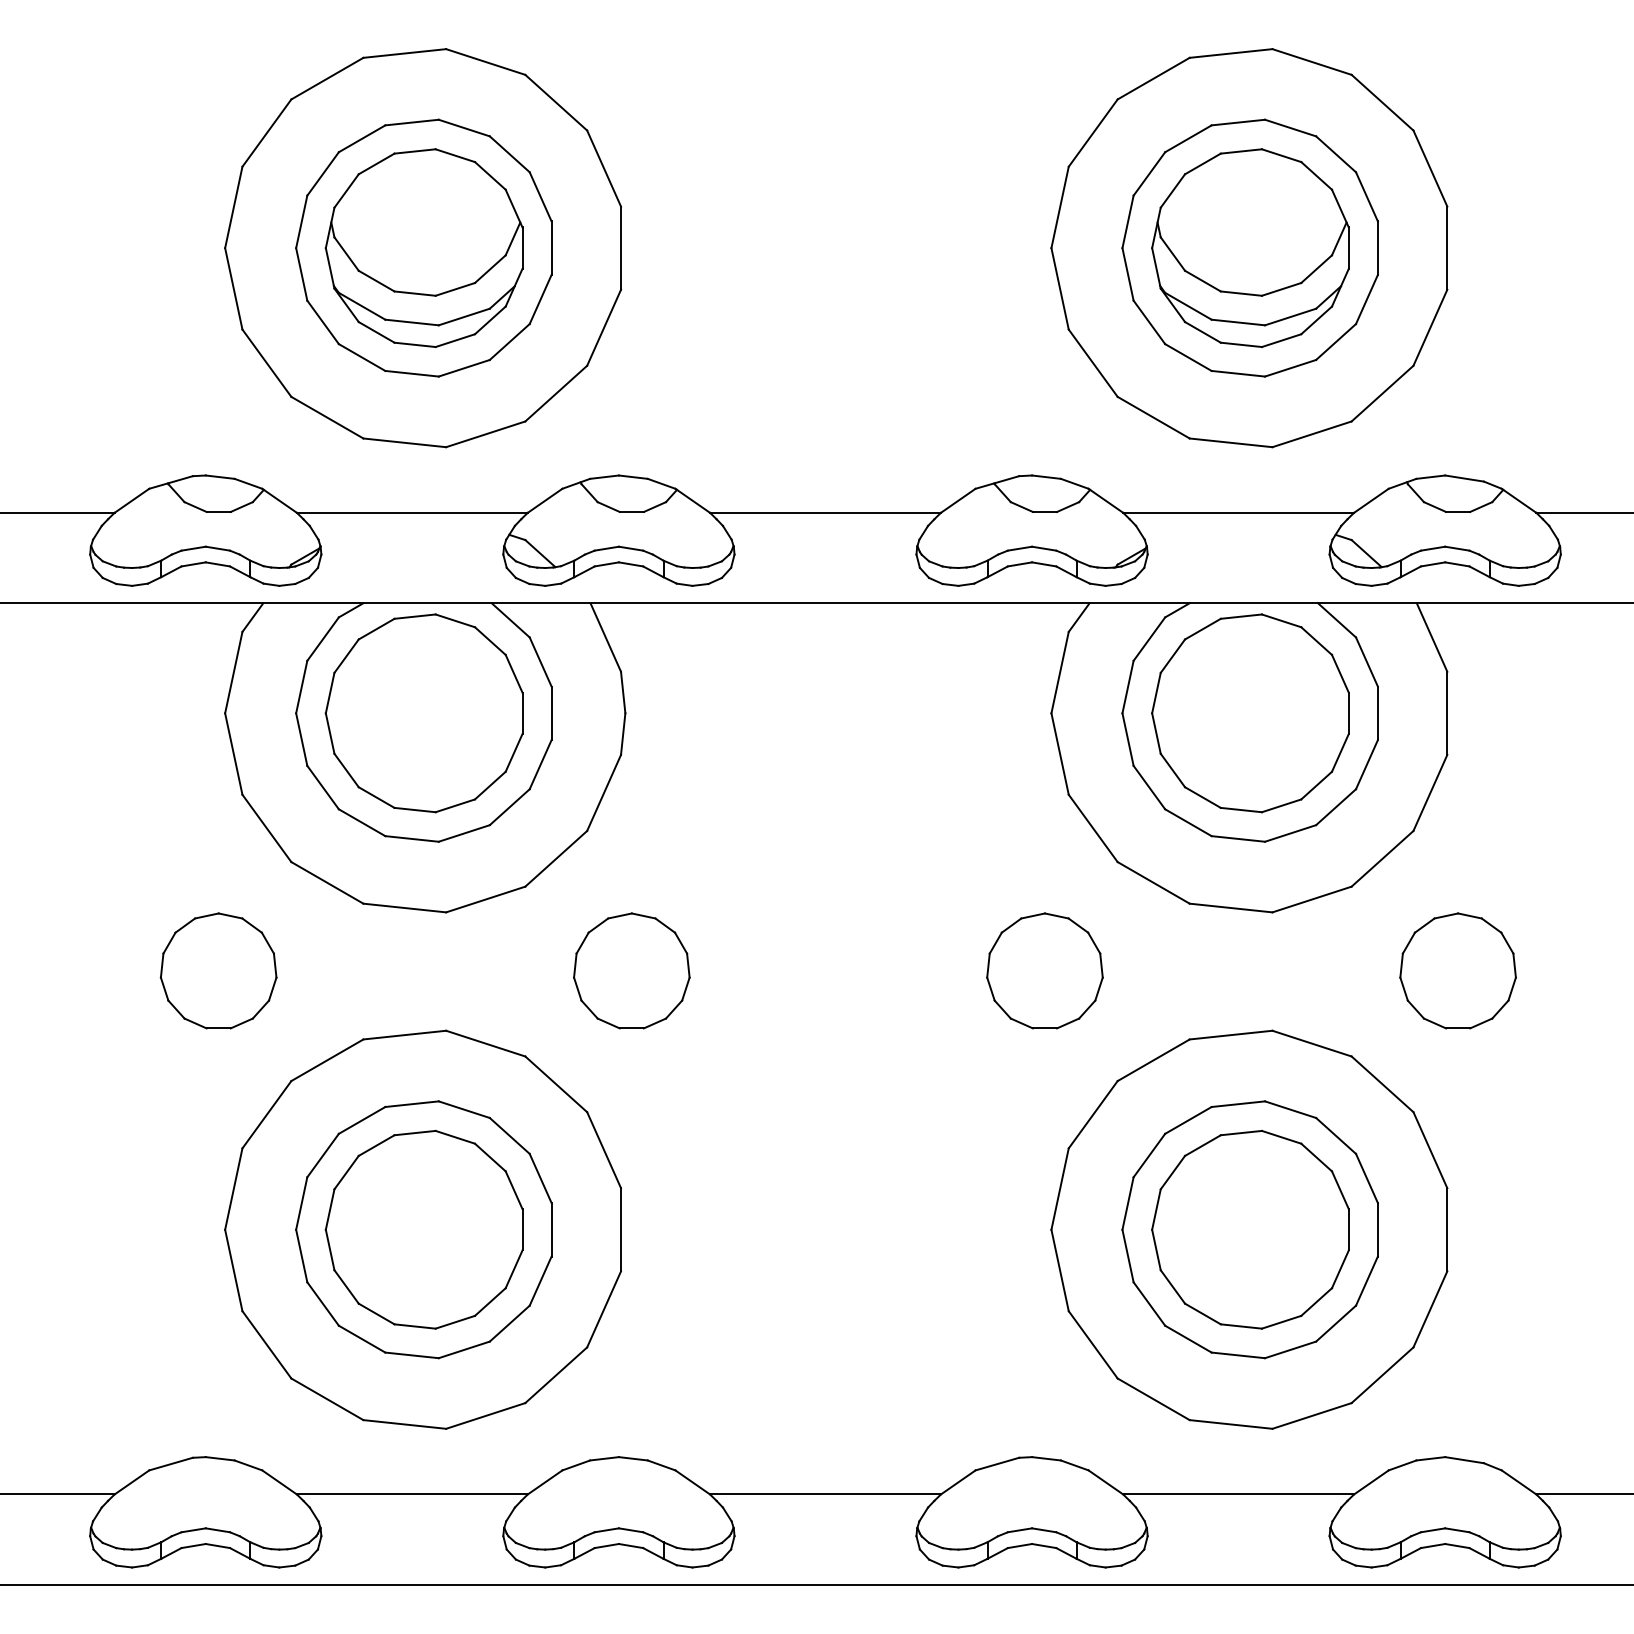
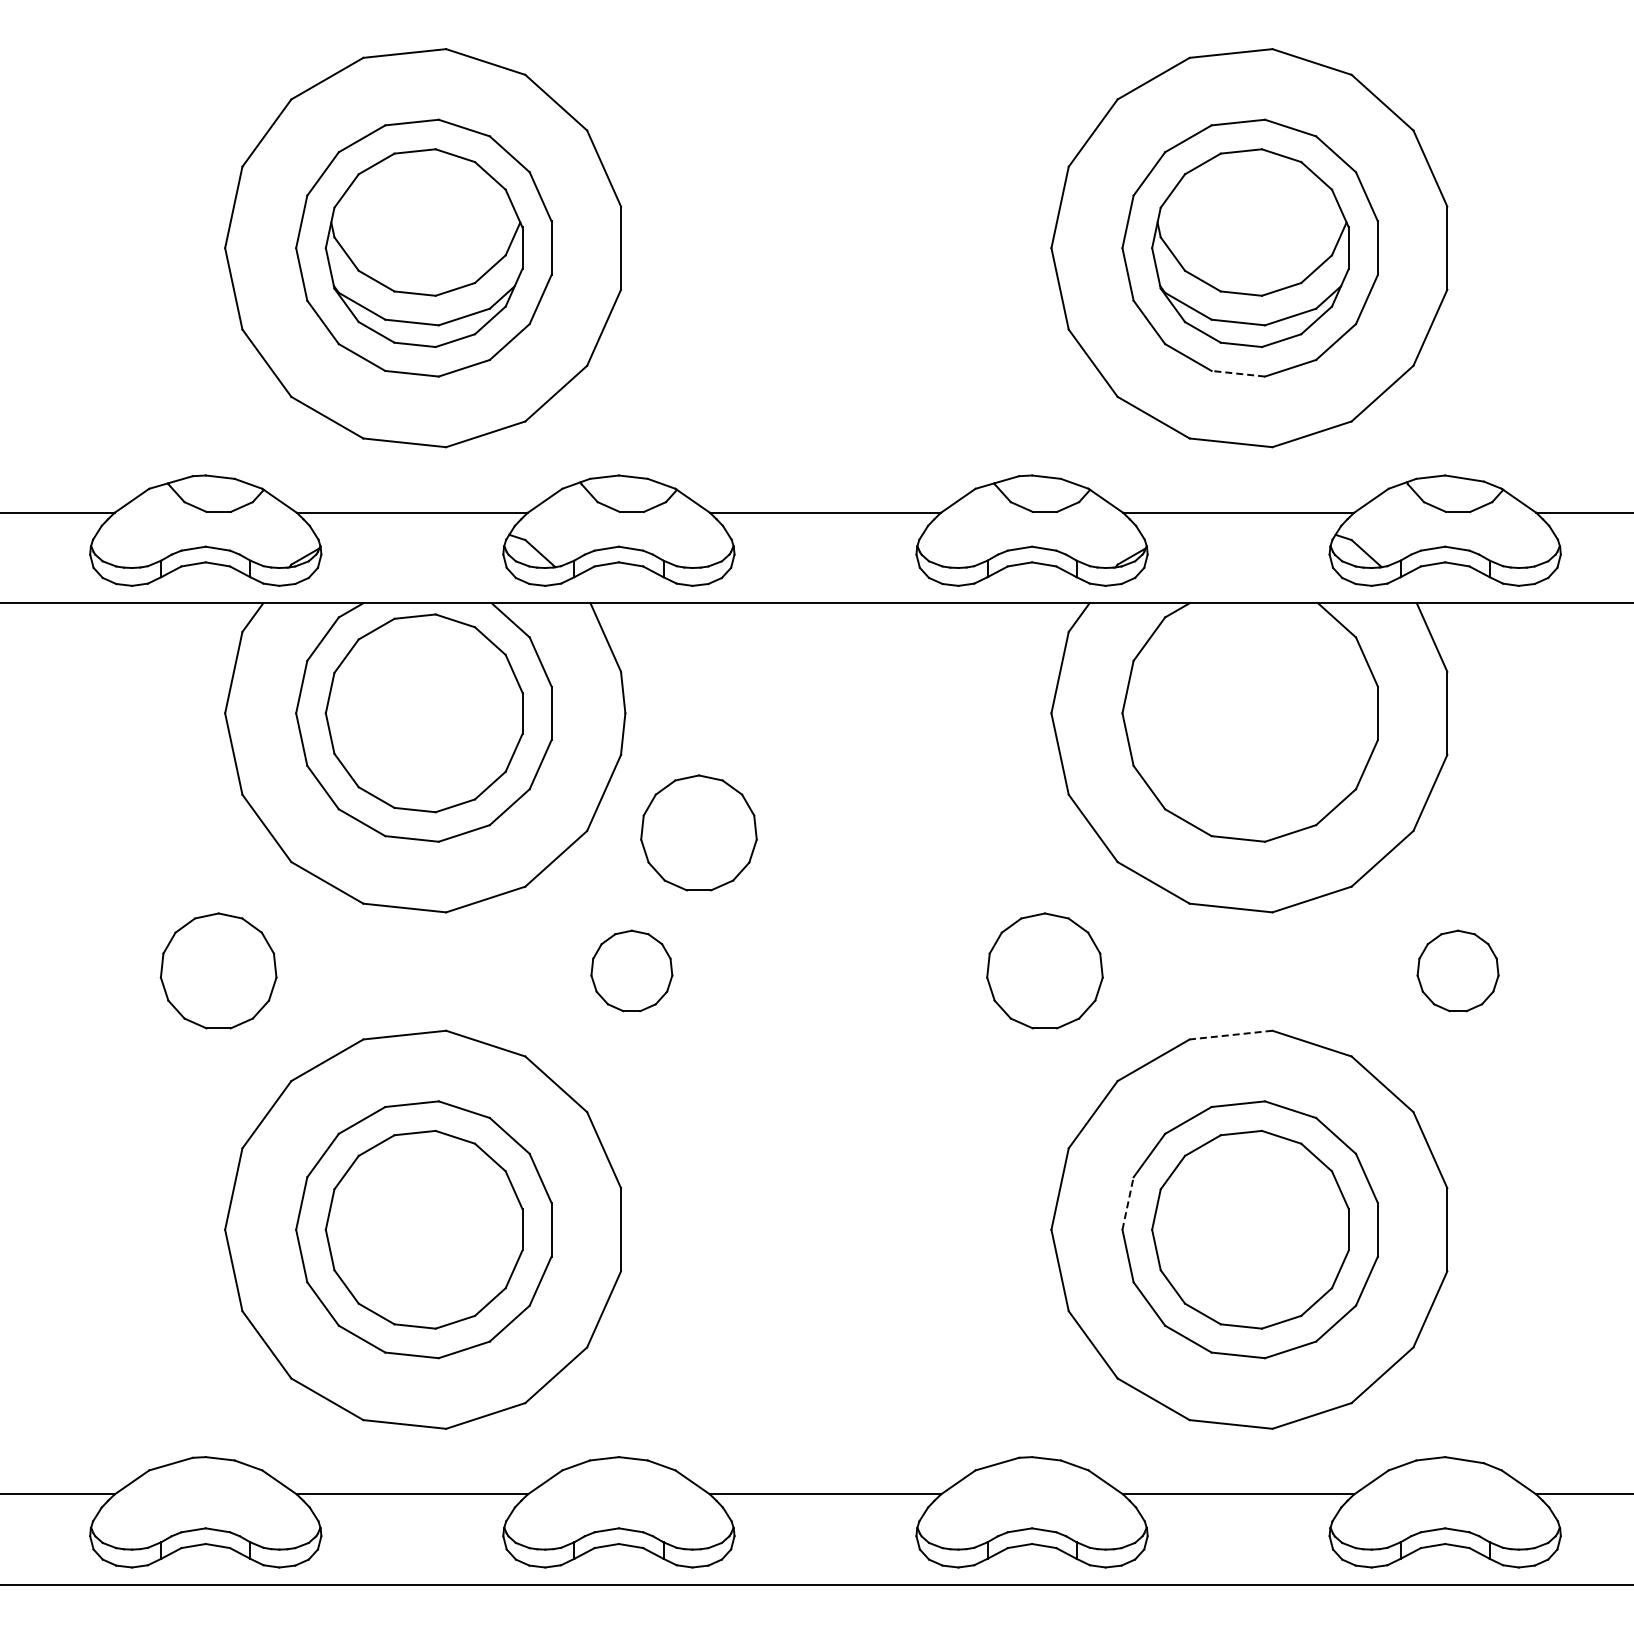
line: solid -> dashed (1238, 373)
part: present -> none (1250, 713)
part: none -> present (698, 832)
part size: 118x118 px -> 84x84 px (631, 970)
part size: 118x118 px -> 84x84 px (1457, 970)
line: solid -> dashed (1231, 1035)
line: solid -> dashed (1128, 1203)
